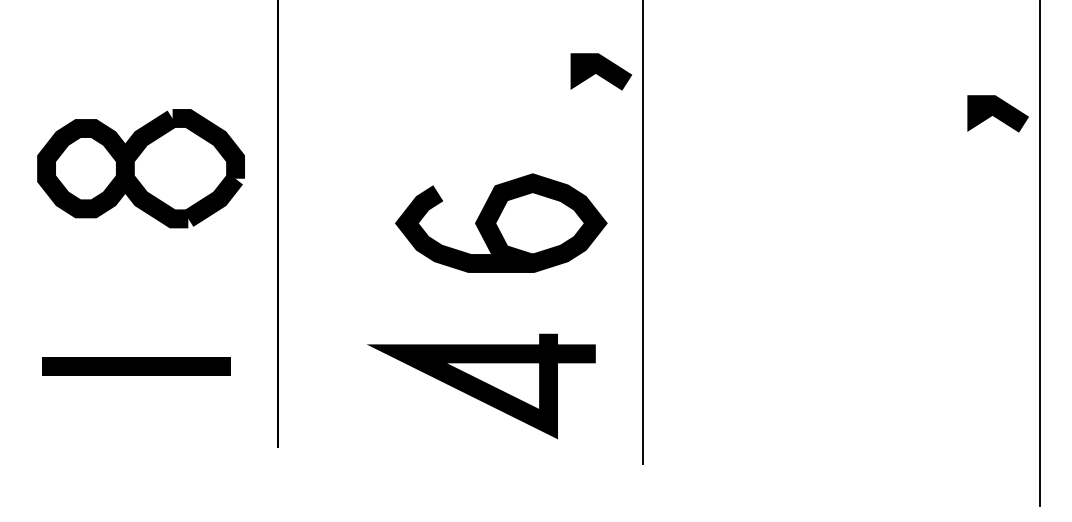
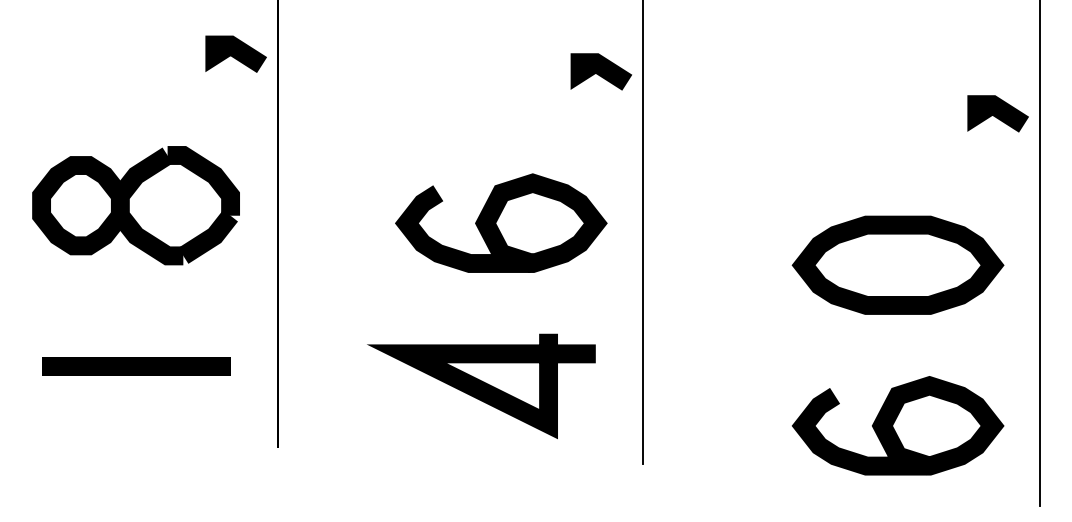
line: none -> present (235, 53)
part position: (140, 168) -> (135, 205) (135, 205)
part: none -> present (897, 264)
curve: none -> present (894, 423)
